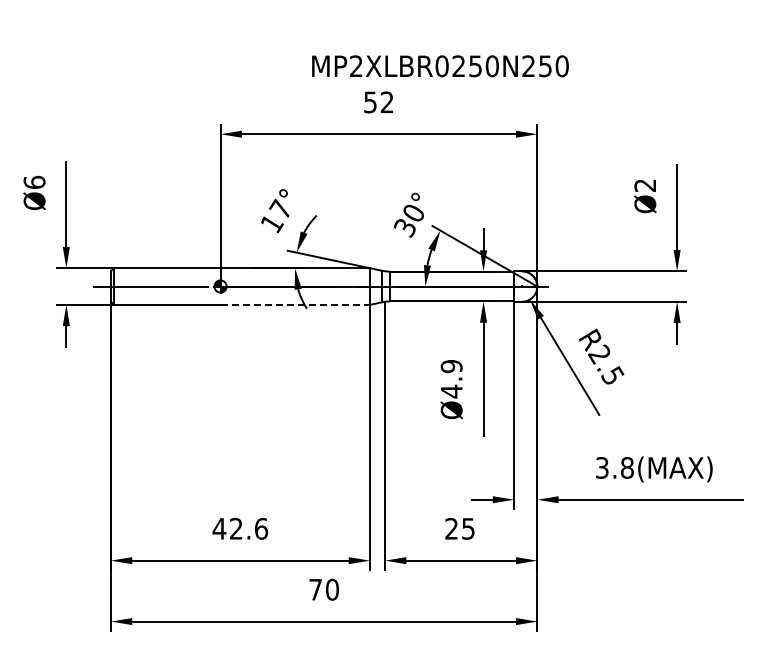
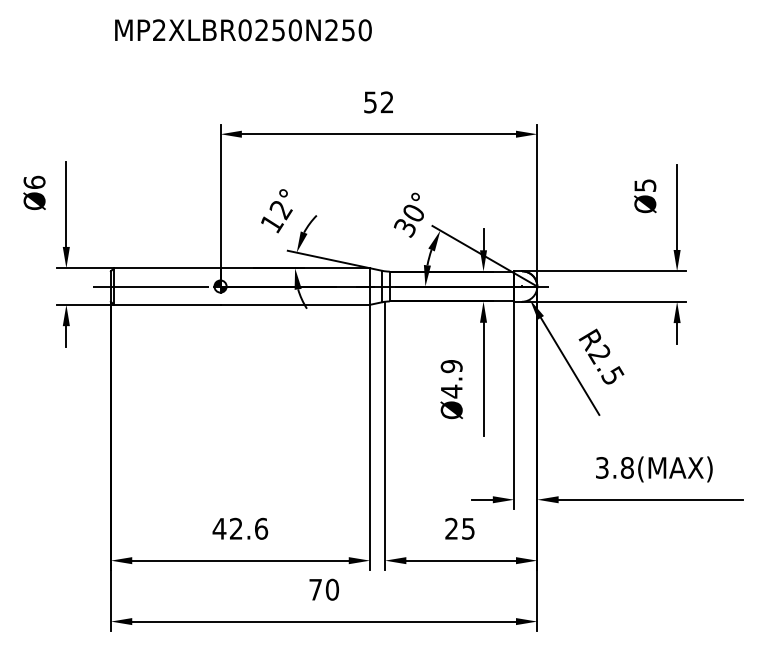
text position: (440, 66) -> (243, 30) (243, 30)
text: Ø2 -> Ø5 (645, 185)
text: 17° -> 12° (280, 209)
line: dashed -> solid (295, 304)
